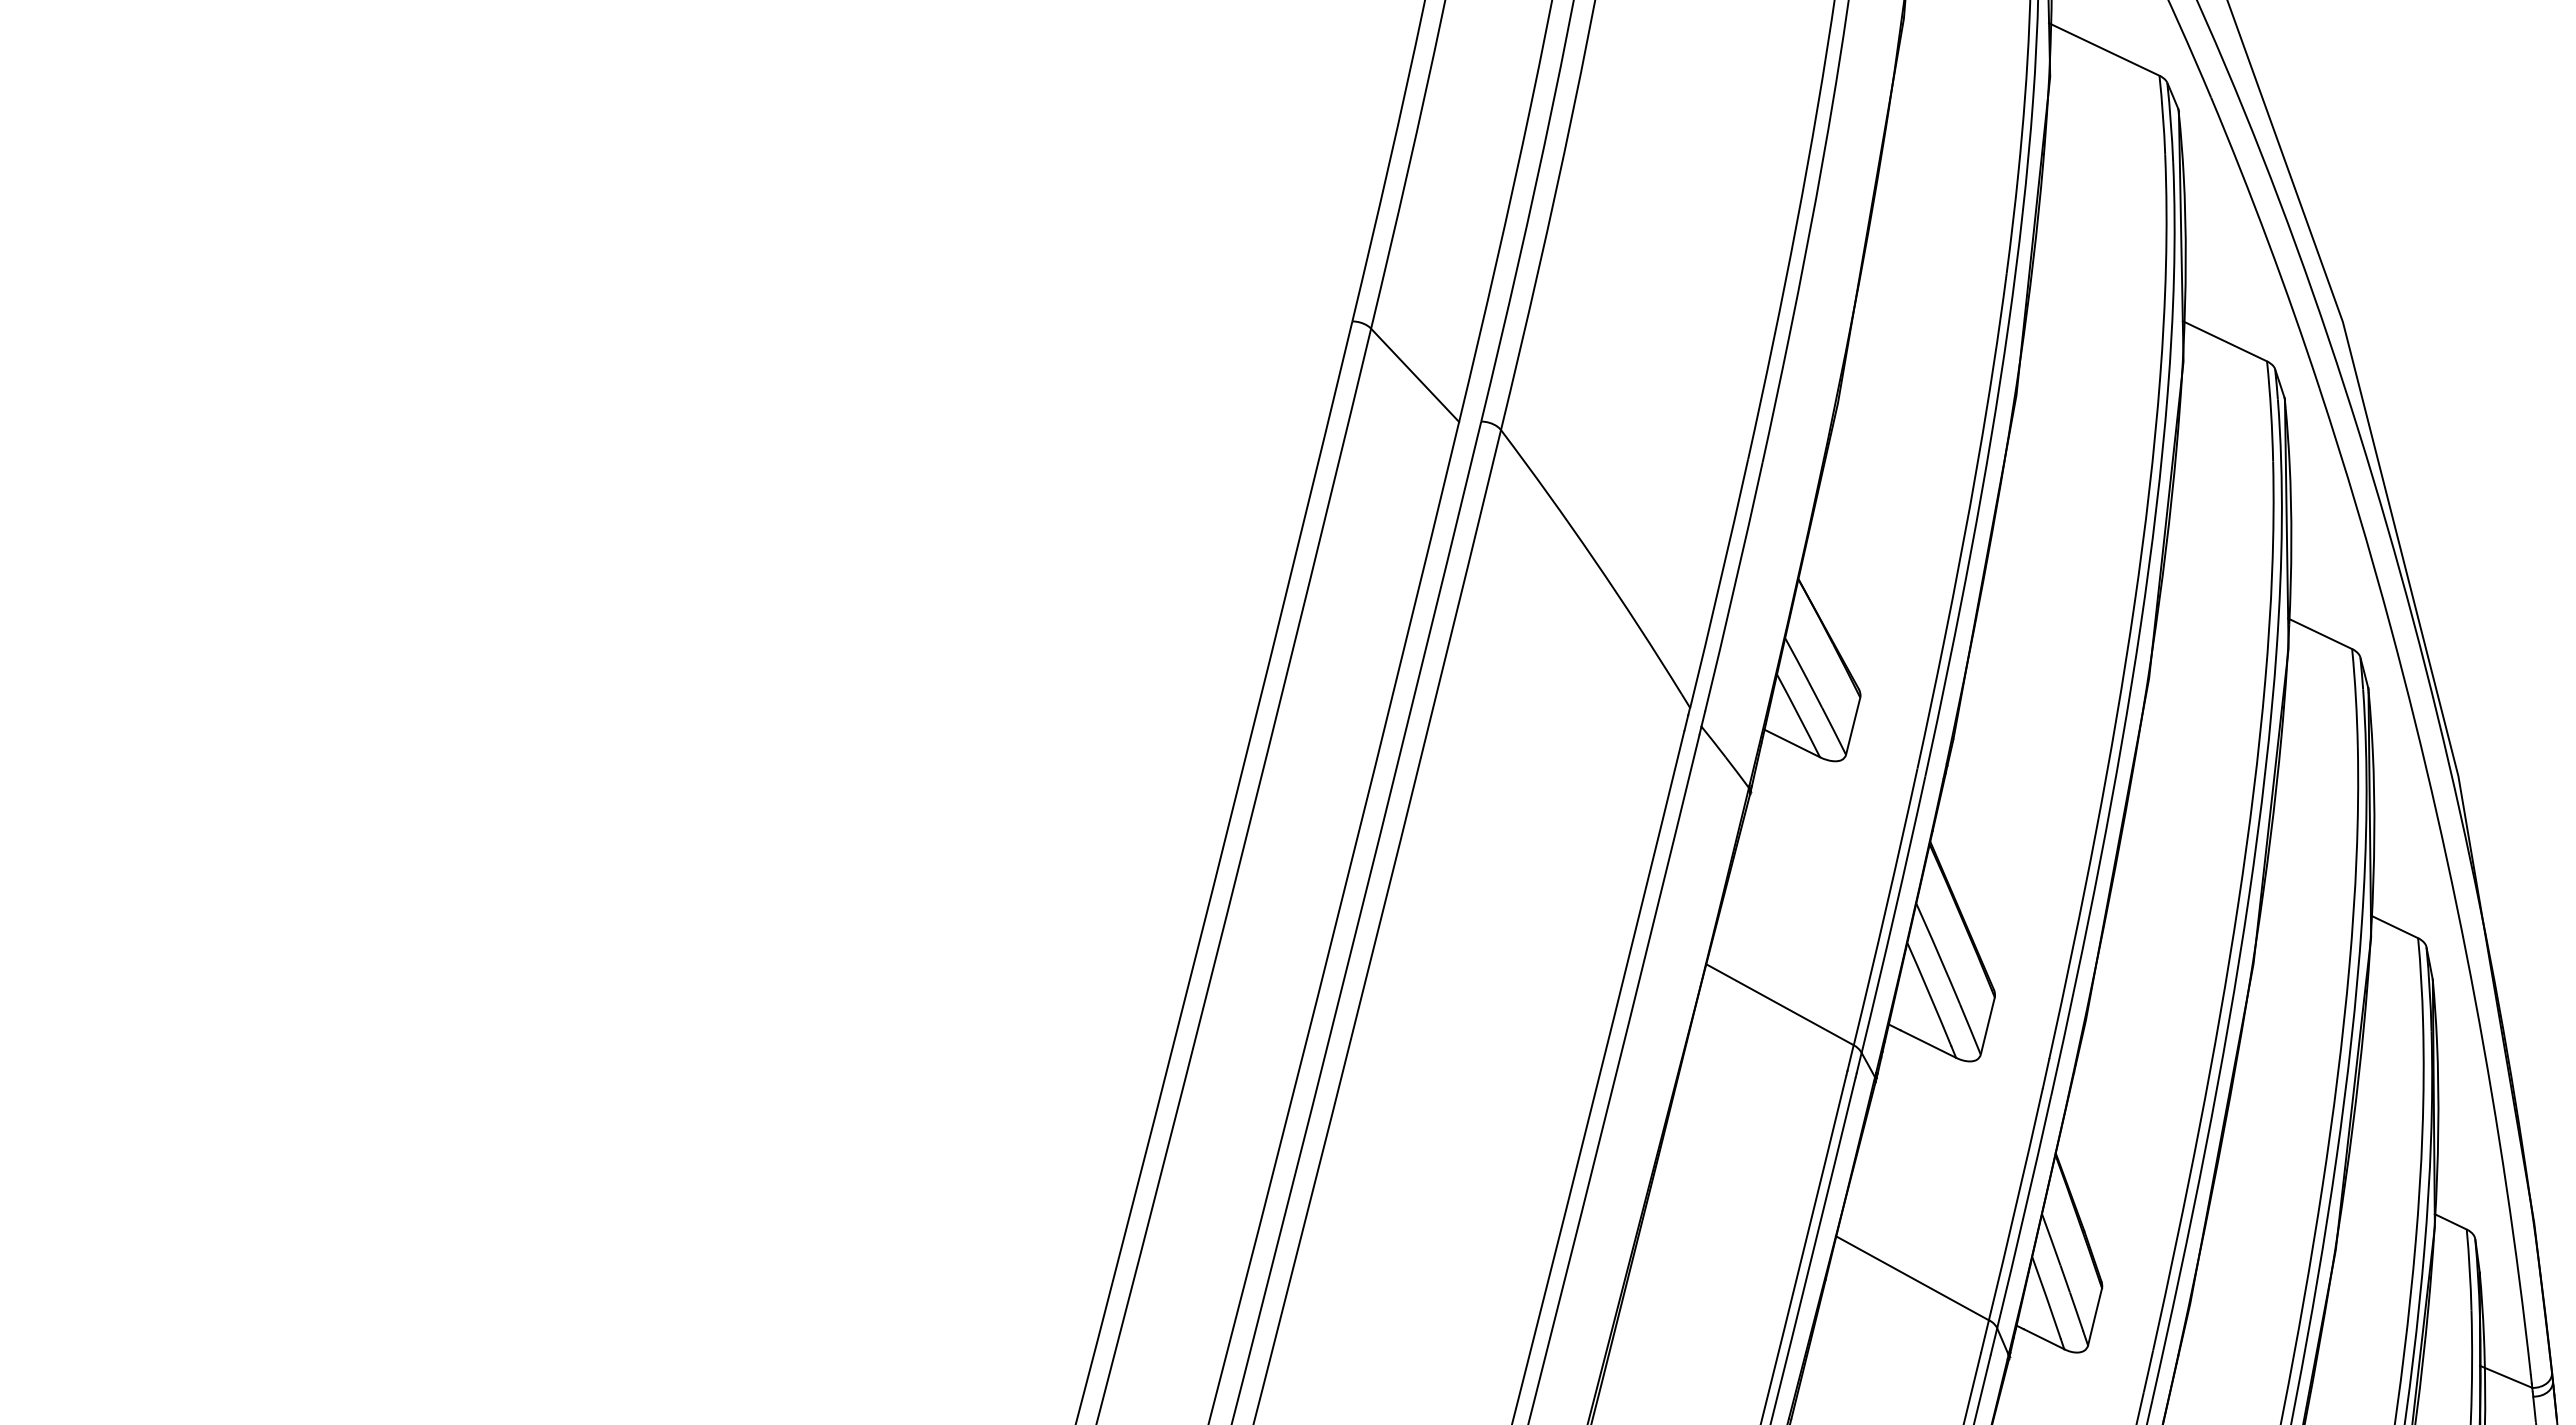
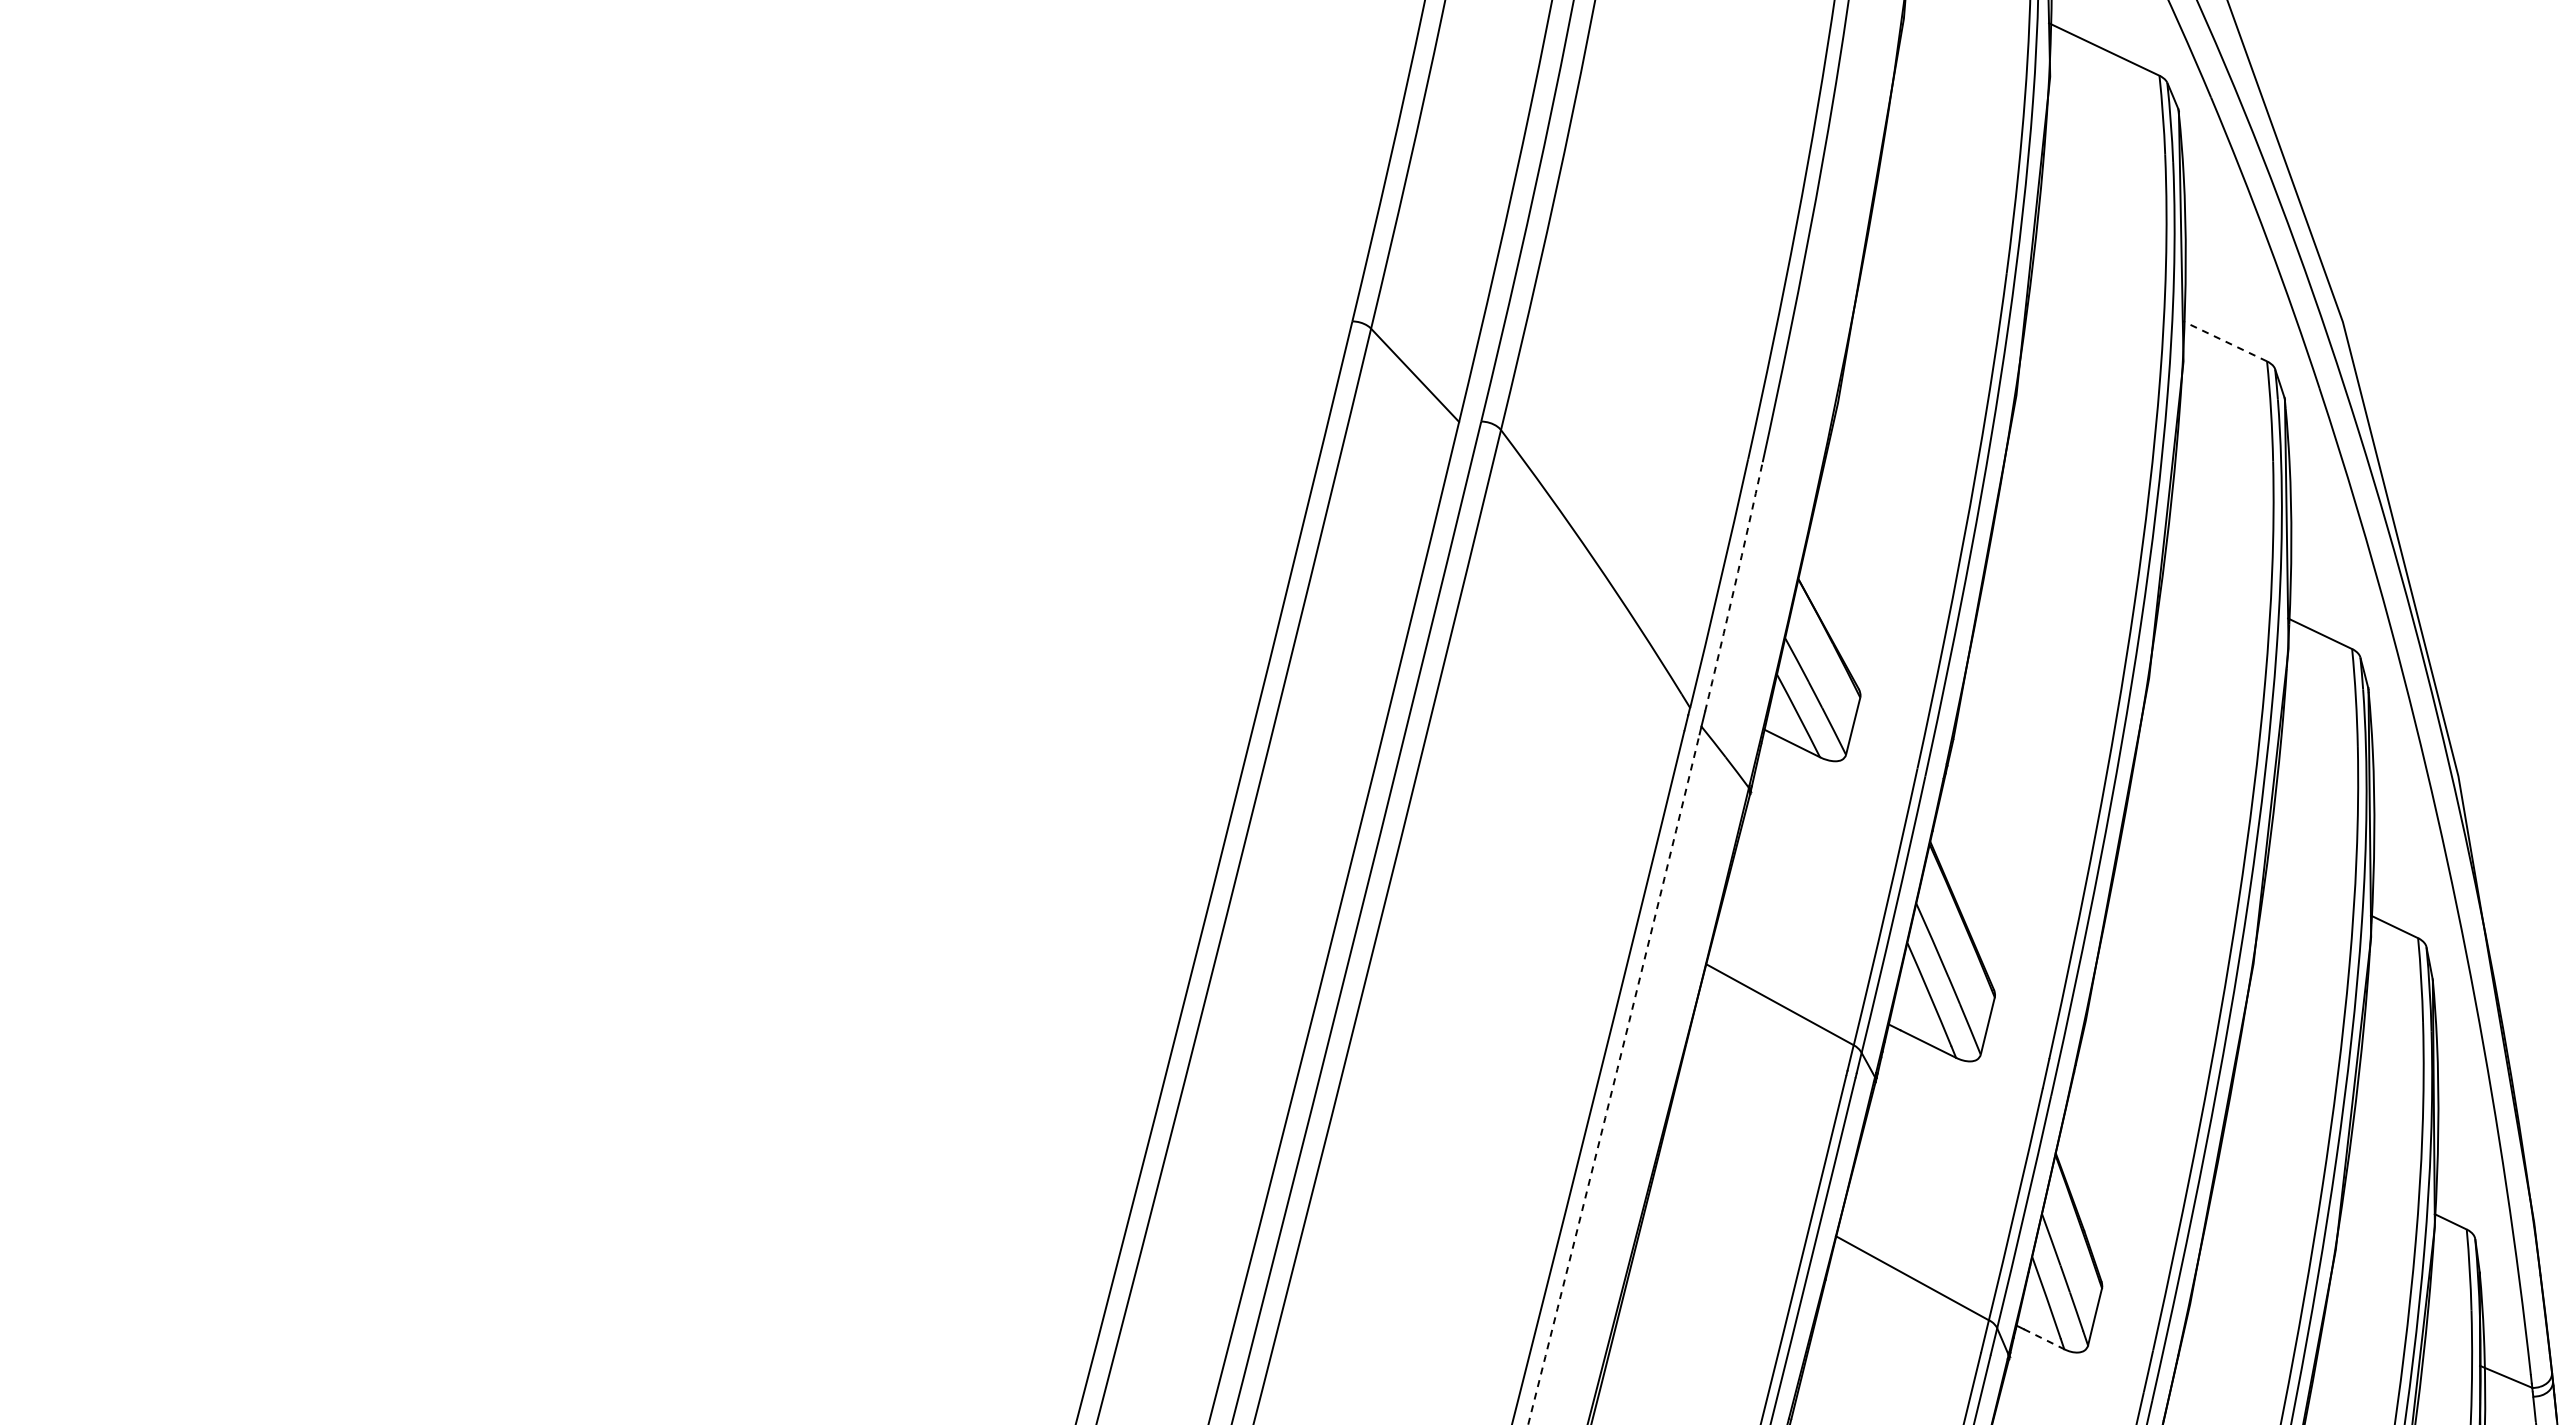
line: solid -> dashed (2224, 341)
arc: solid -> dashed (1734, 587)
arc: solid -> dashed (1614, 1079)
line: solid -> dashed (2044, 1339)
